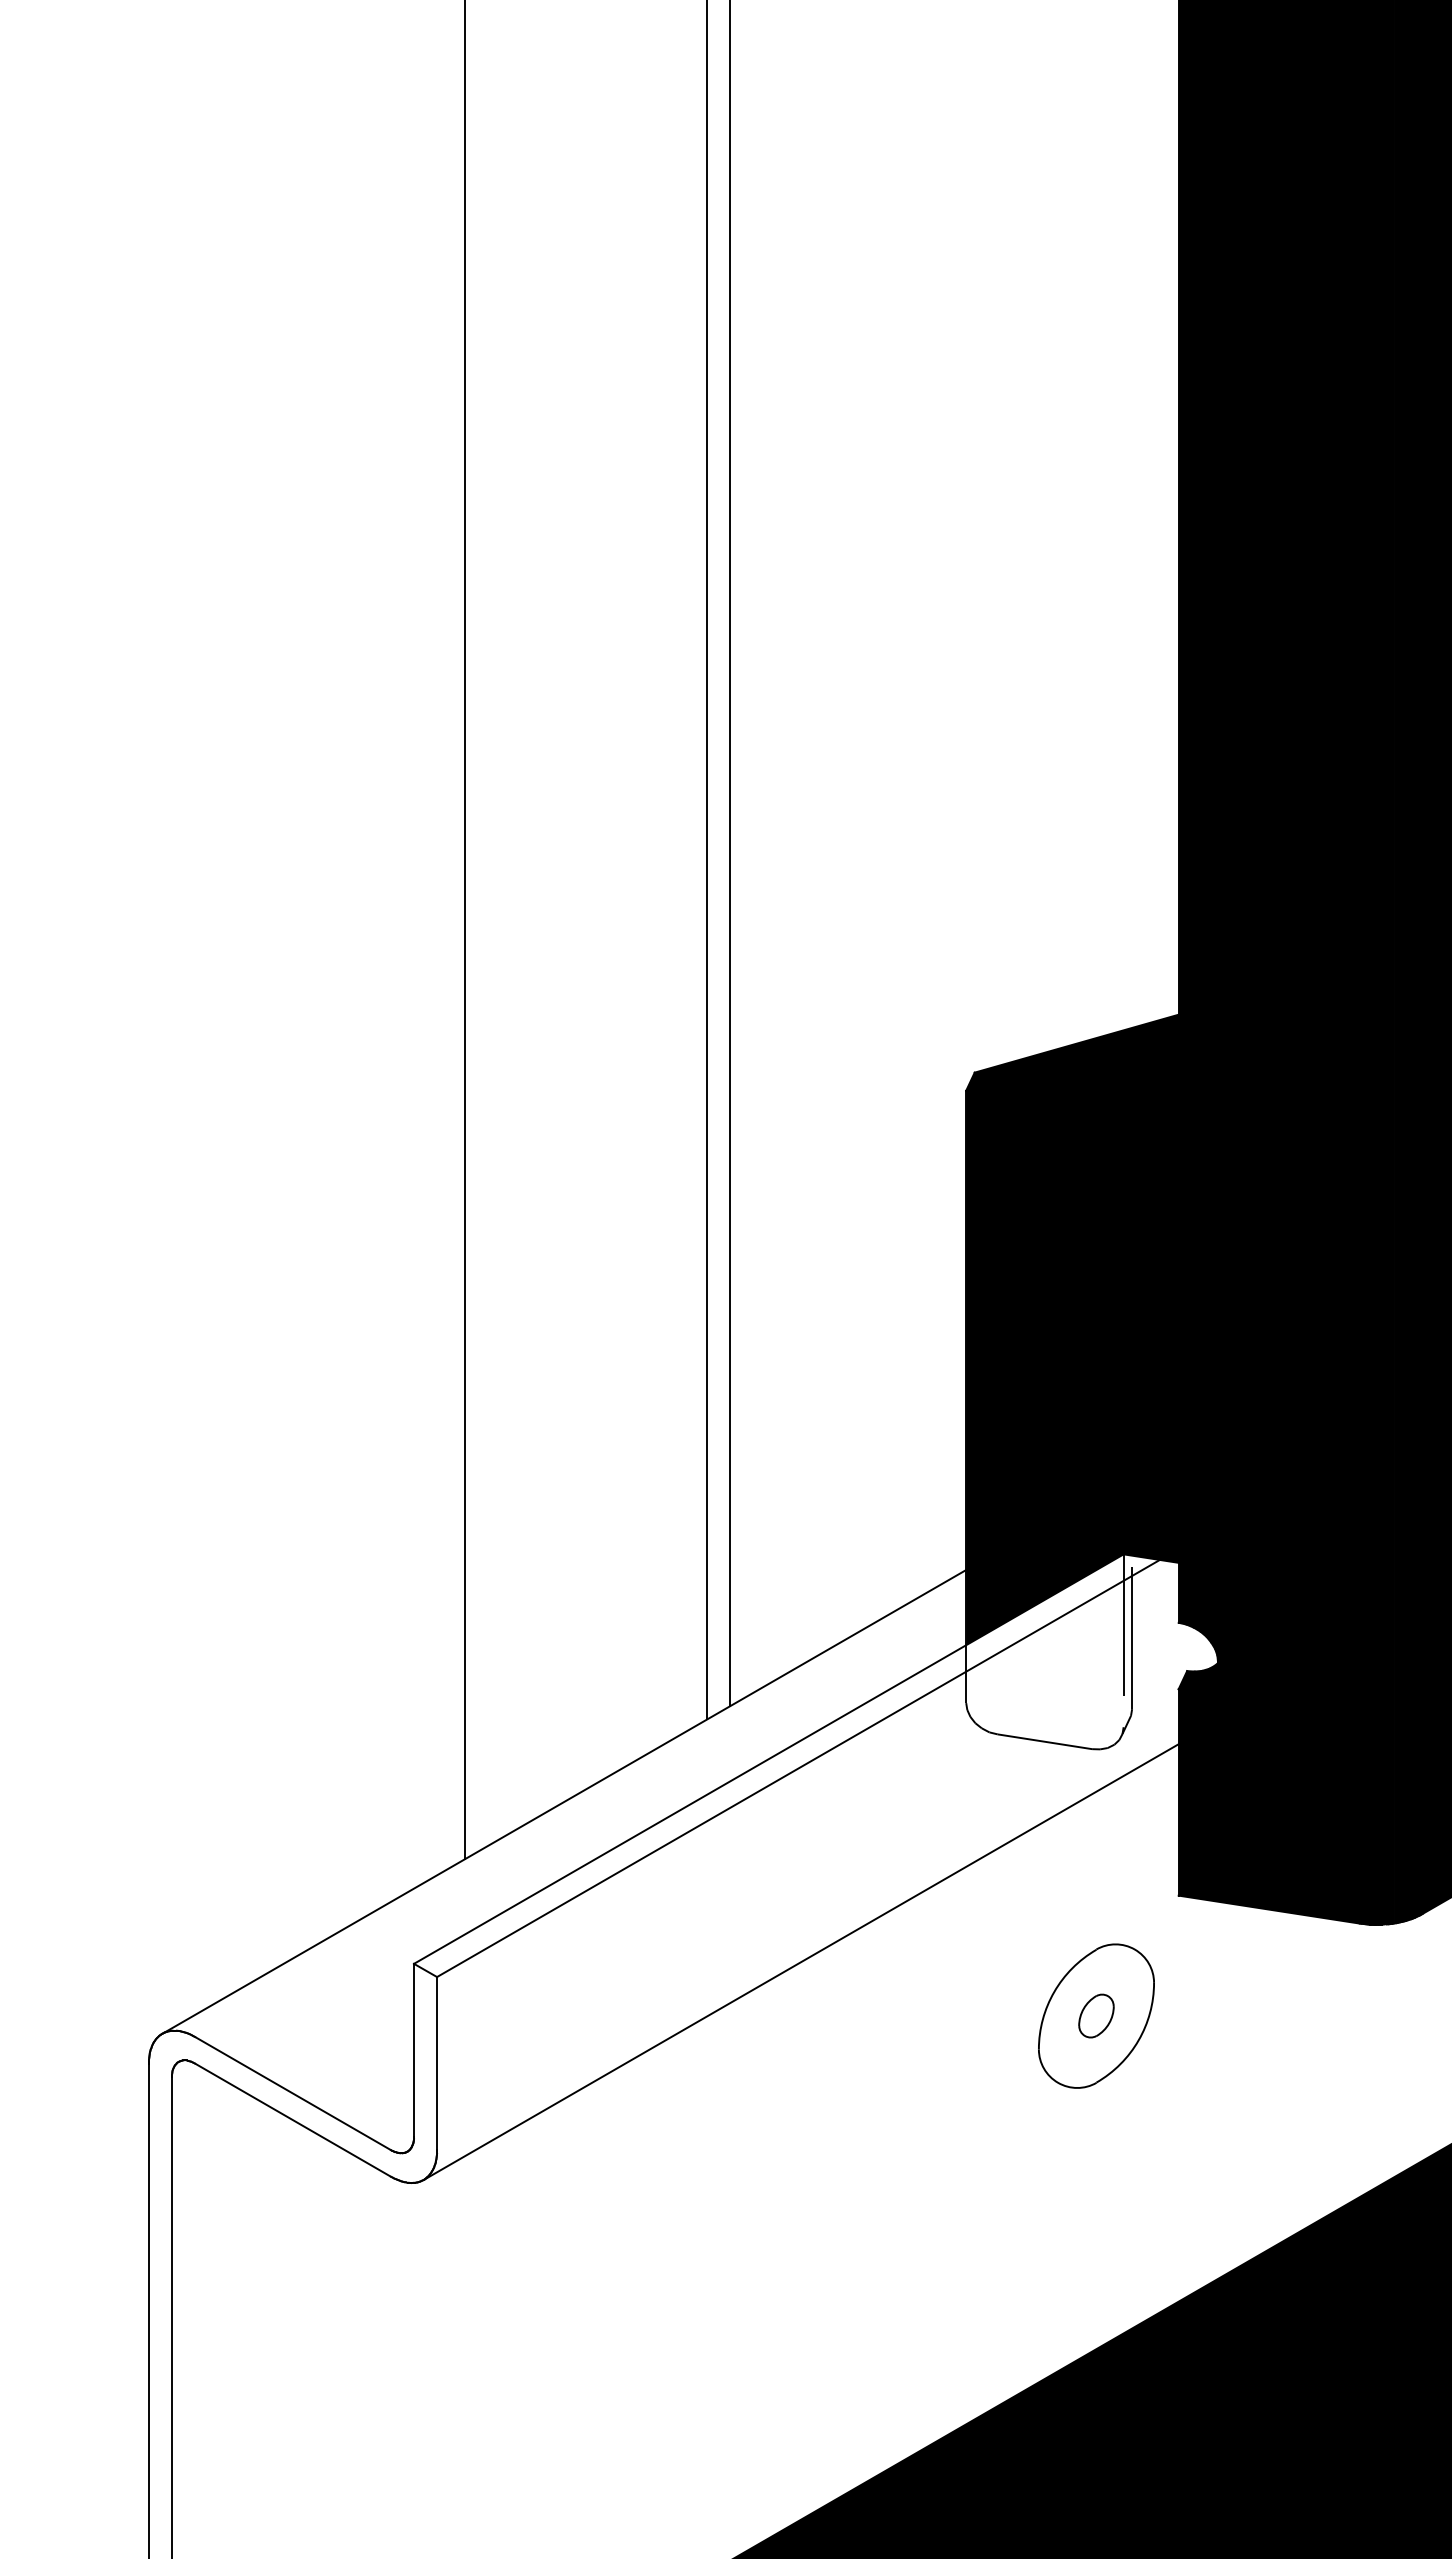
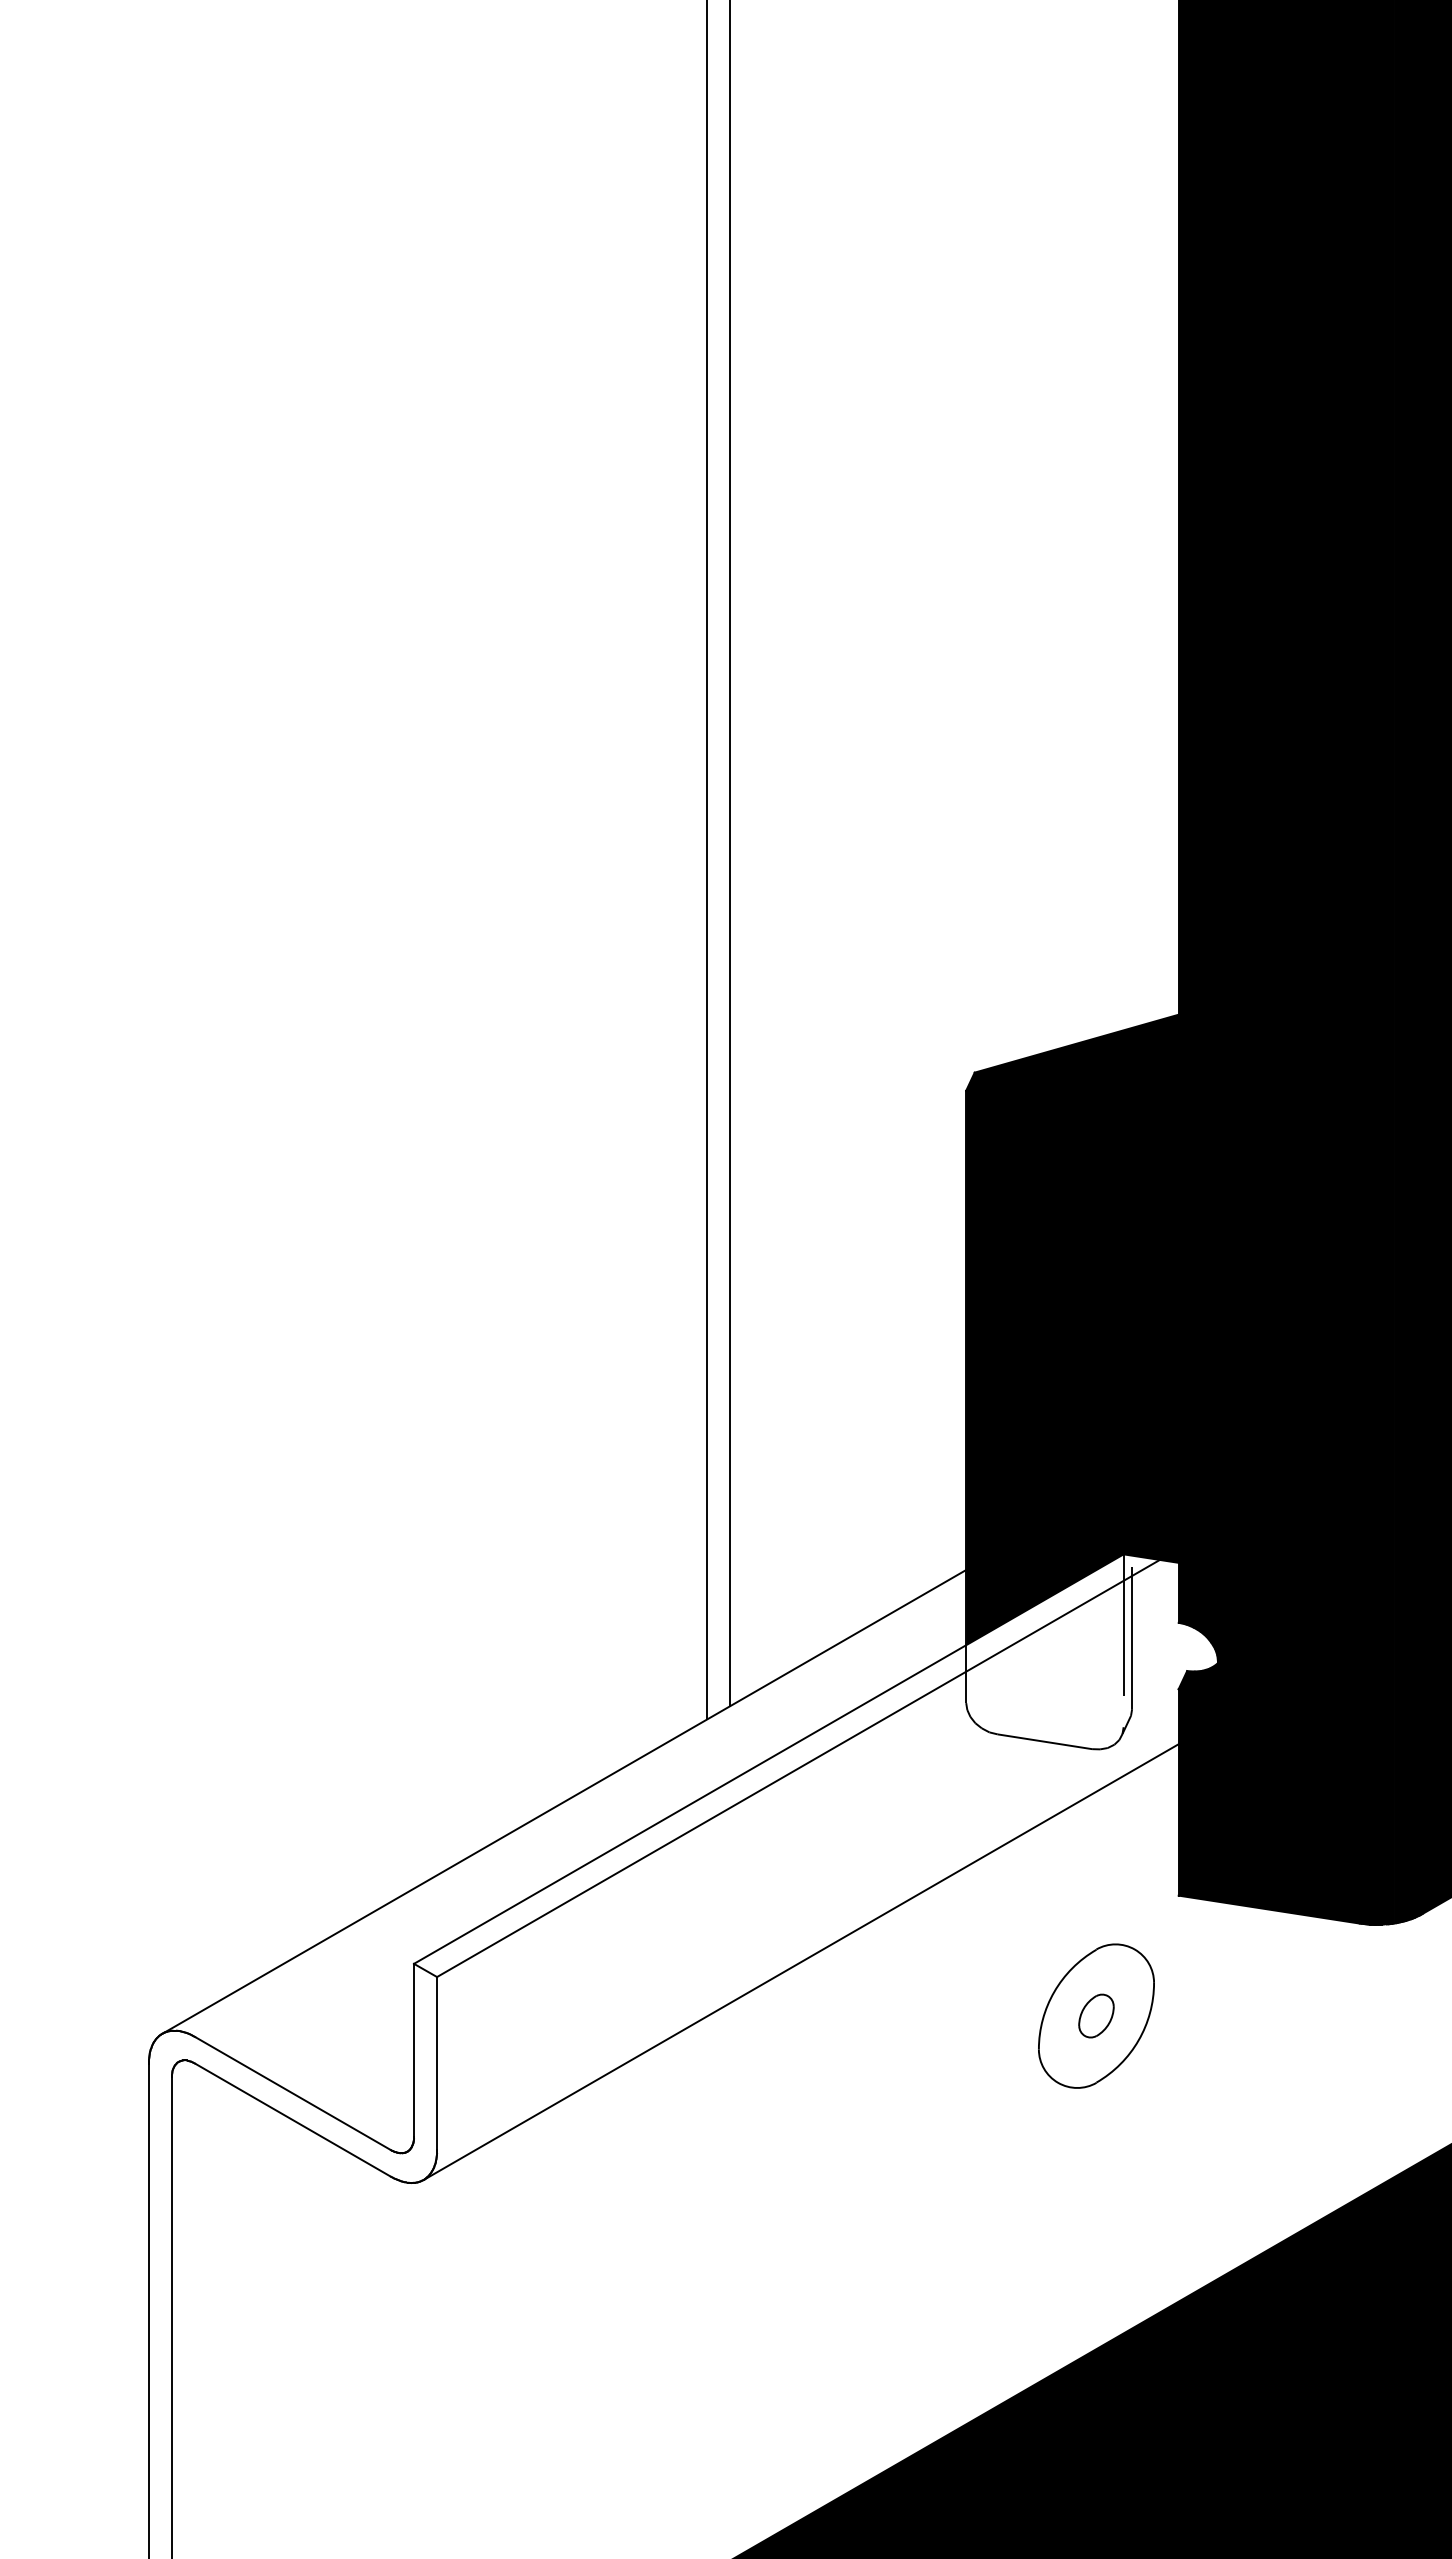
line: present -> none (465, 930)
